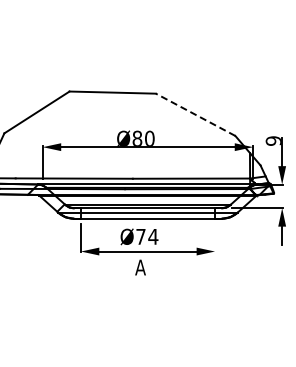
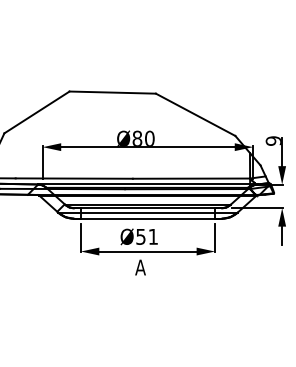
line: dashed -> solid (195, 114)
text: Ø74 -> Ø51 (147, 236)
line: none -> present (215, 238)
